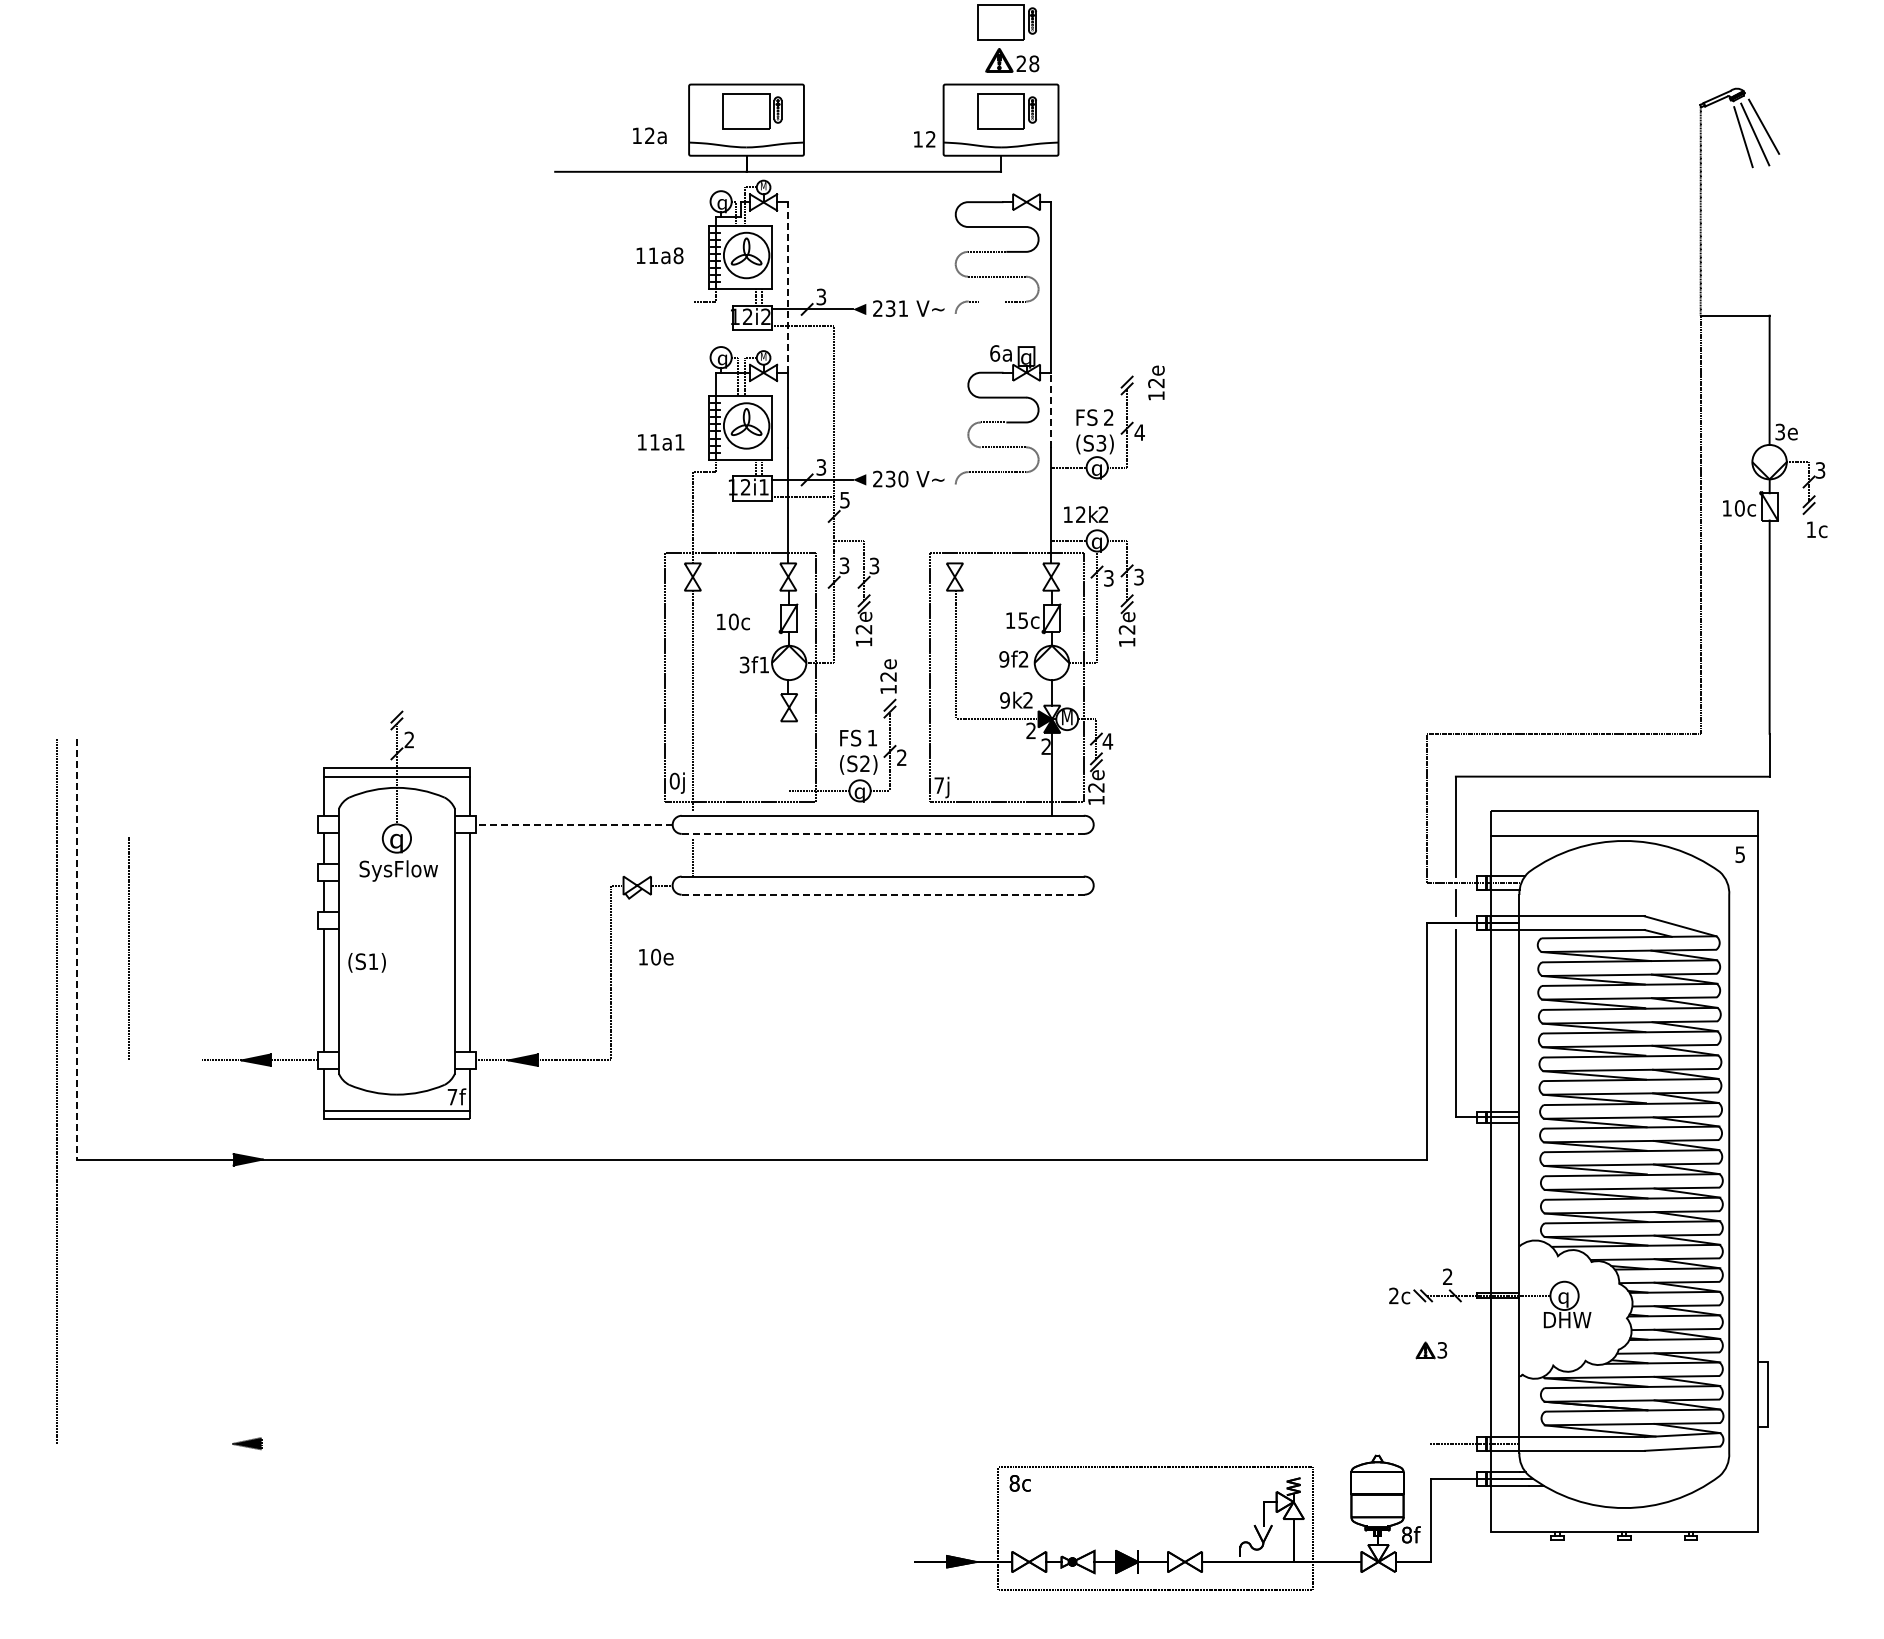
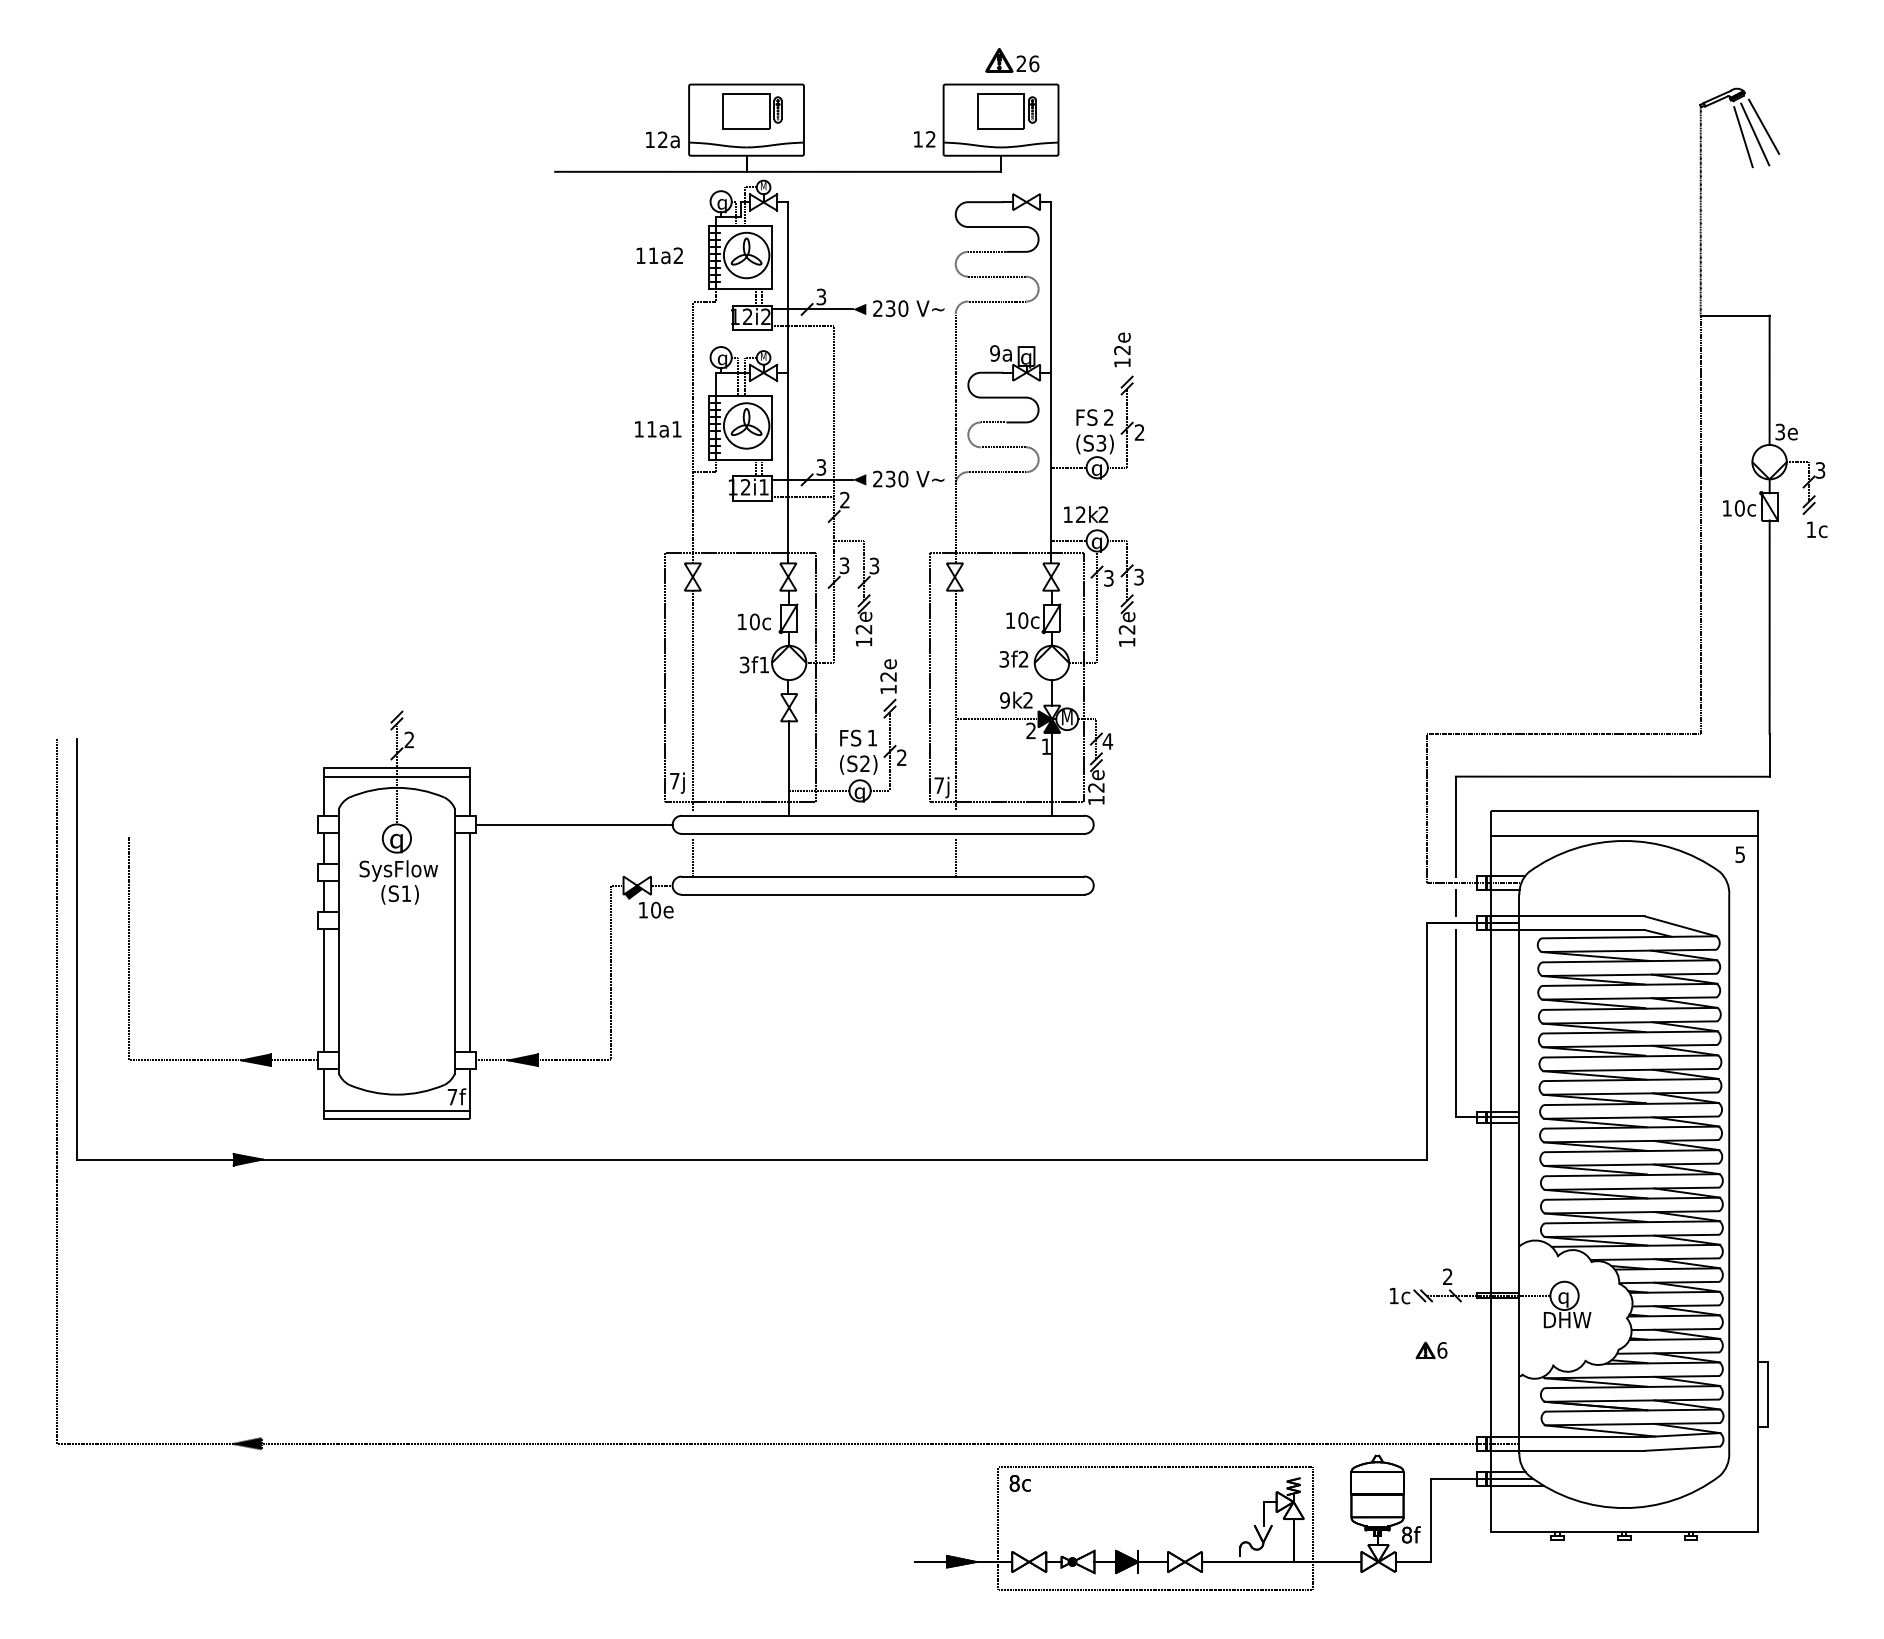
part: present -> none (1006, 22)
text: 28 -> 26 (1034, 63)
text position: (649, 135) -> (662, 139) (662, 139)
text: 11a8 -> 11a2 (678, 255)
line: dashed -> solid (788, 287)
line: none -> present (990, 301)
text: 231 -> 230 (903, 308)
text: 6a -> 9a (995, 353)
text position: (1156, 382) -> (1122, 349) (1122, 349)
line: none -> present (692, 386)
line: dashed -> solid (1051, 410)
text: 4 -> 2 (1139, 432)
line: none -> present (955, 438)
text position: (661, 442) -> (658, 429) (658, 429)
text: 5 -> 2 (844, 499)
text: 15c -> 10c (1023, 620)
text position: (733, 621) -> (754, 621) (754, 621)
text: 9f -> 3f (1004, 659)
text: 2 -> 1 (1045, 746)
line: none -> present (955, 764)
line: none -> present (789, 768)
text: 0j -> 7j (674, 780)
line: dashed -> solid (573, 824)
line: dashed -> solid (882, 833)
line: none -> present (955, 857)
fill: none -> present (633, 891)
line: dashed -> solid (883, 894)
line: dashed -> solid (76, 949)
text position: (656, 956) -> (656, 909) (656, 909)
text position: (366, 962) -> (399, 894) (399, 894)
line: none -> present (164, 1060)
text: 2c -> 1c (1393, 1295)
text: 3 -> 6 (1442, 1350)
line: none -> present (742, 1443)
